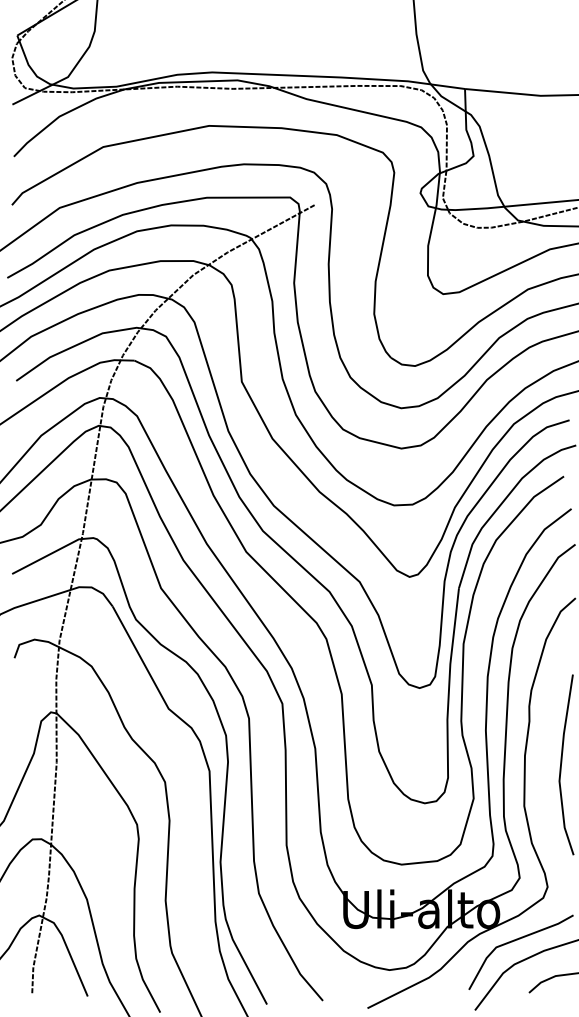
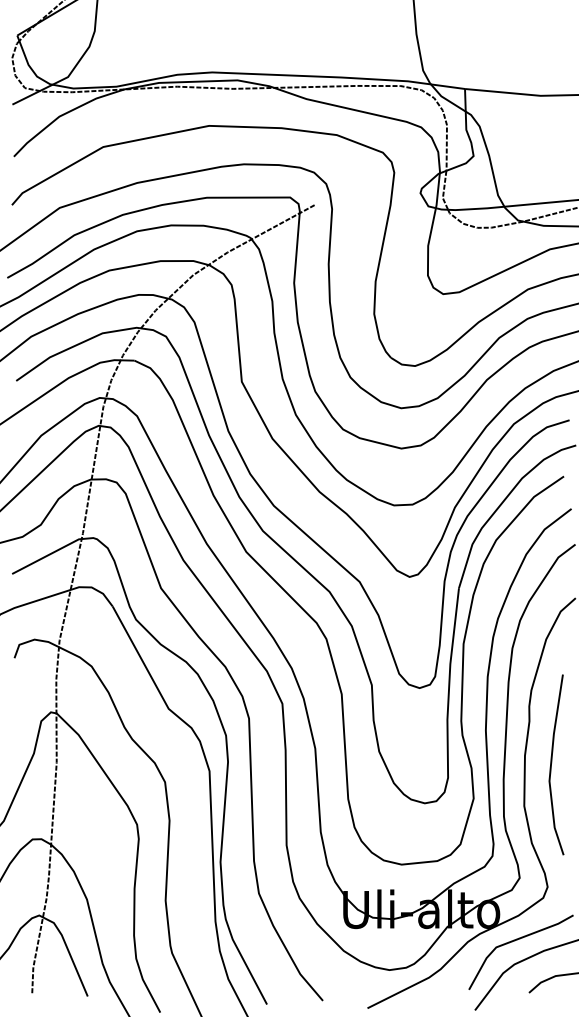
line position: (562, 762) -> (552, 762) (552, 762)
